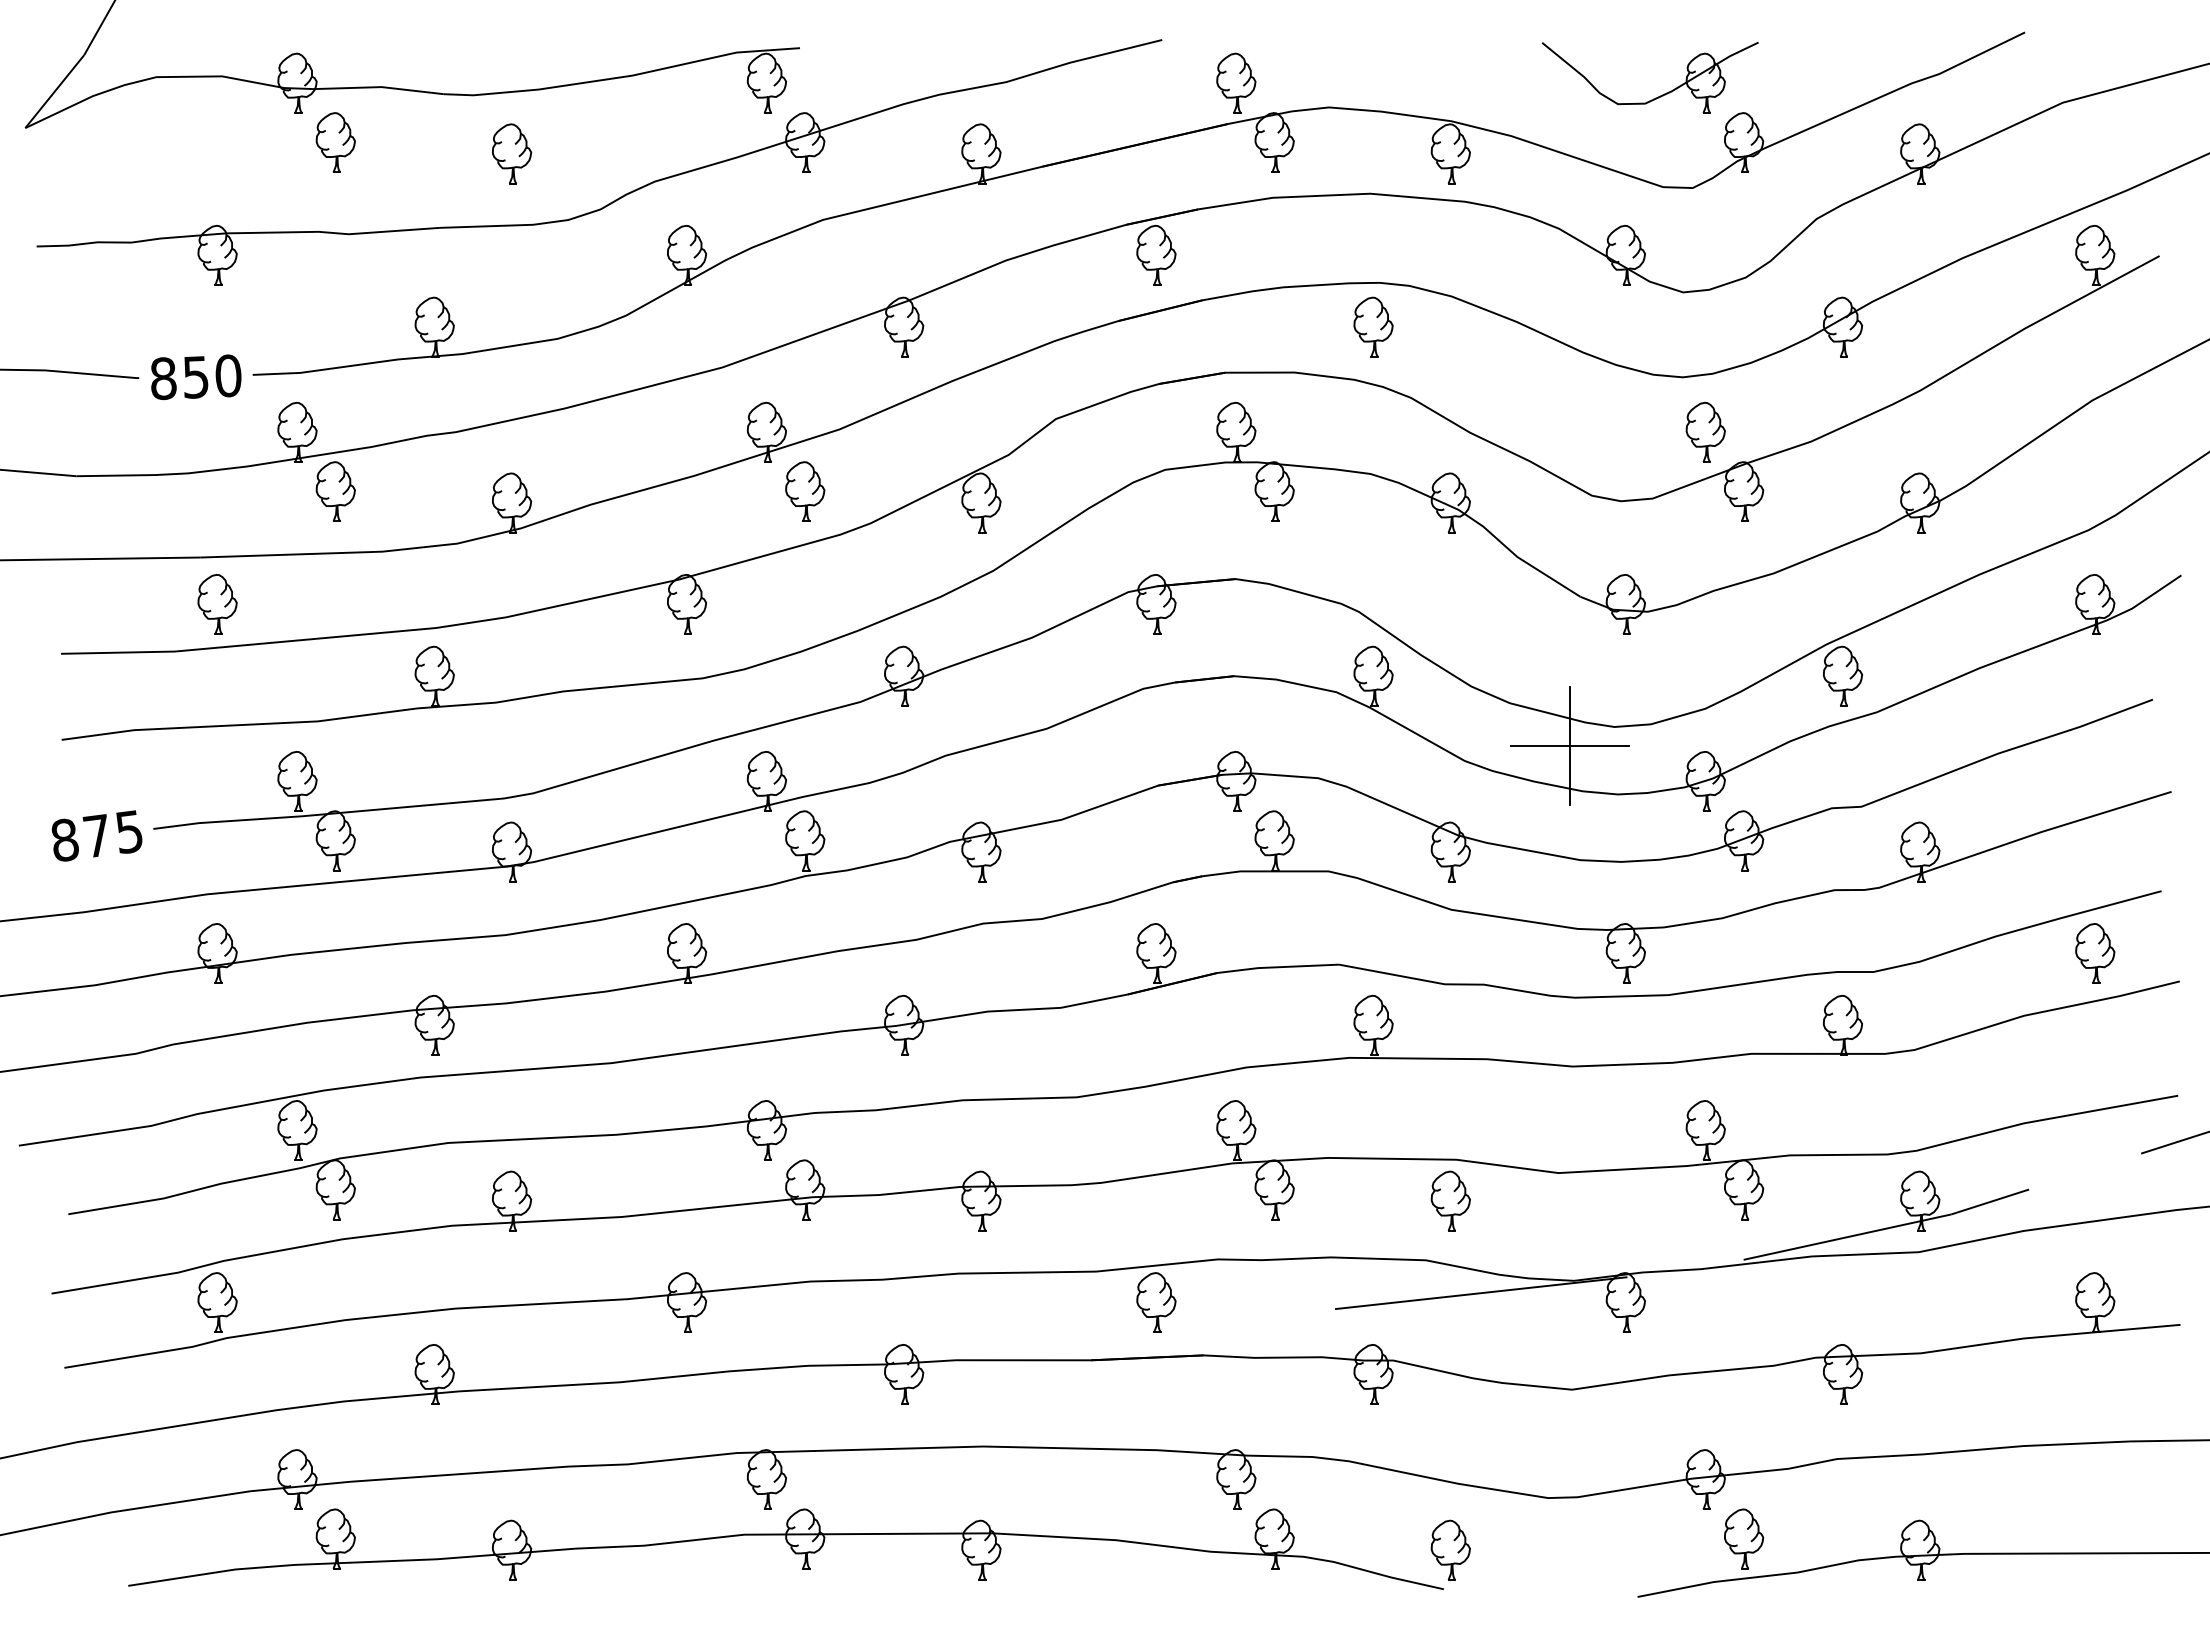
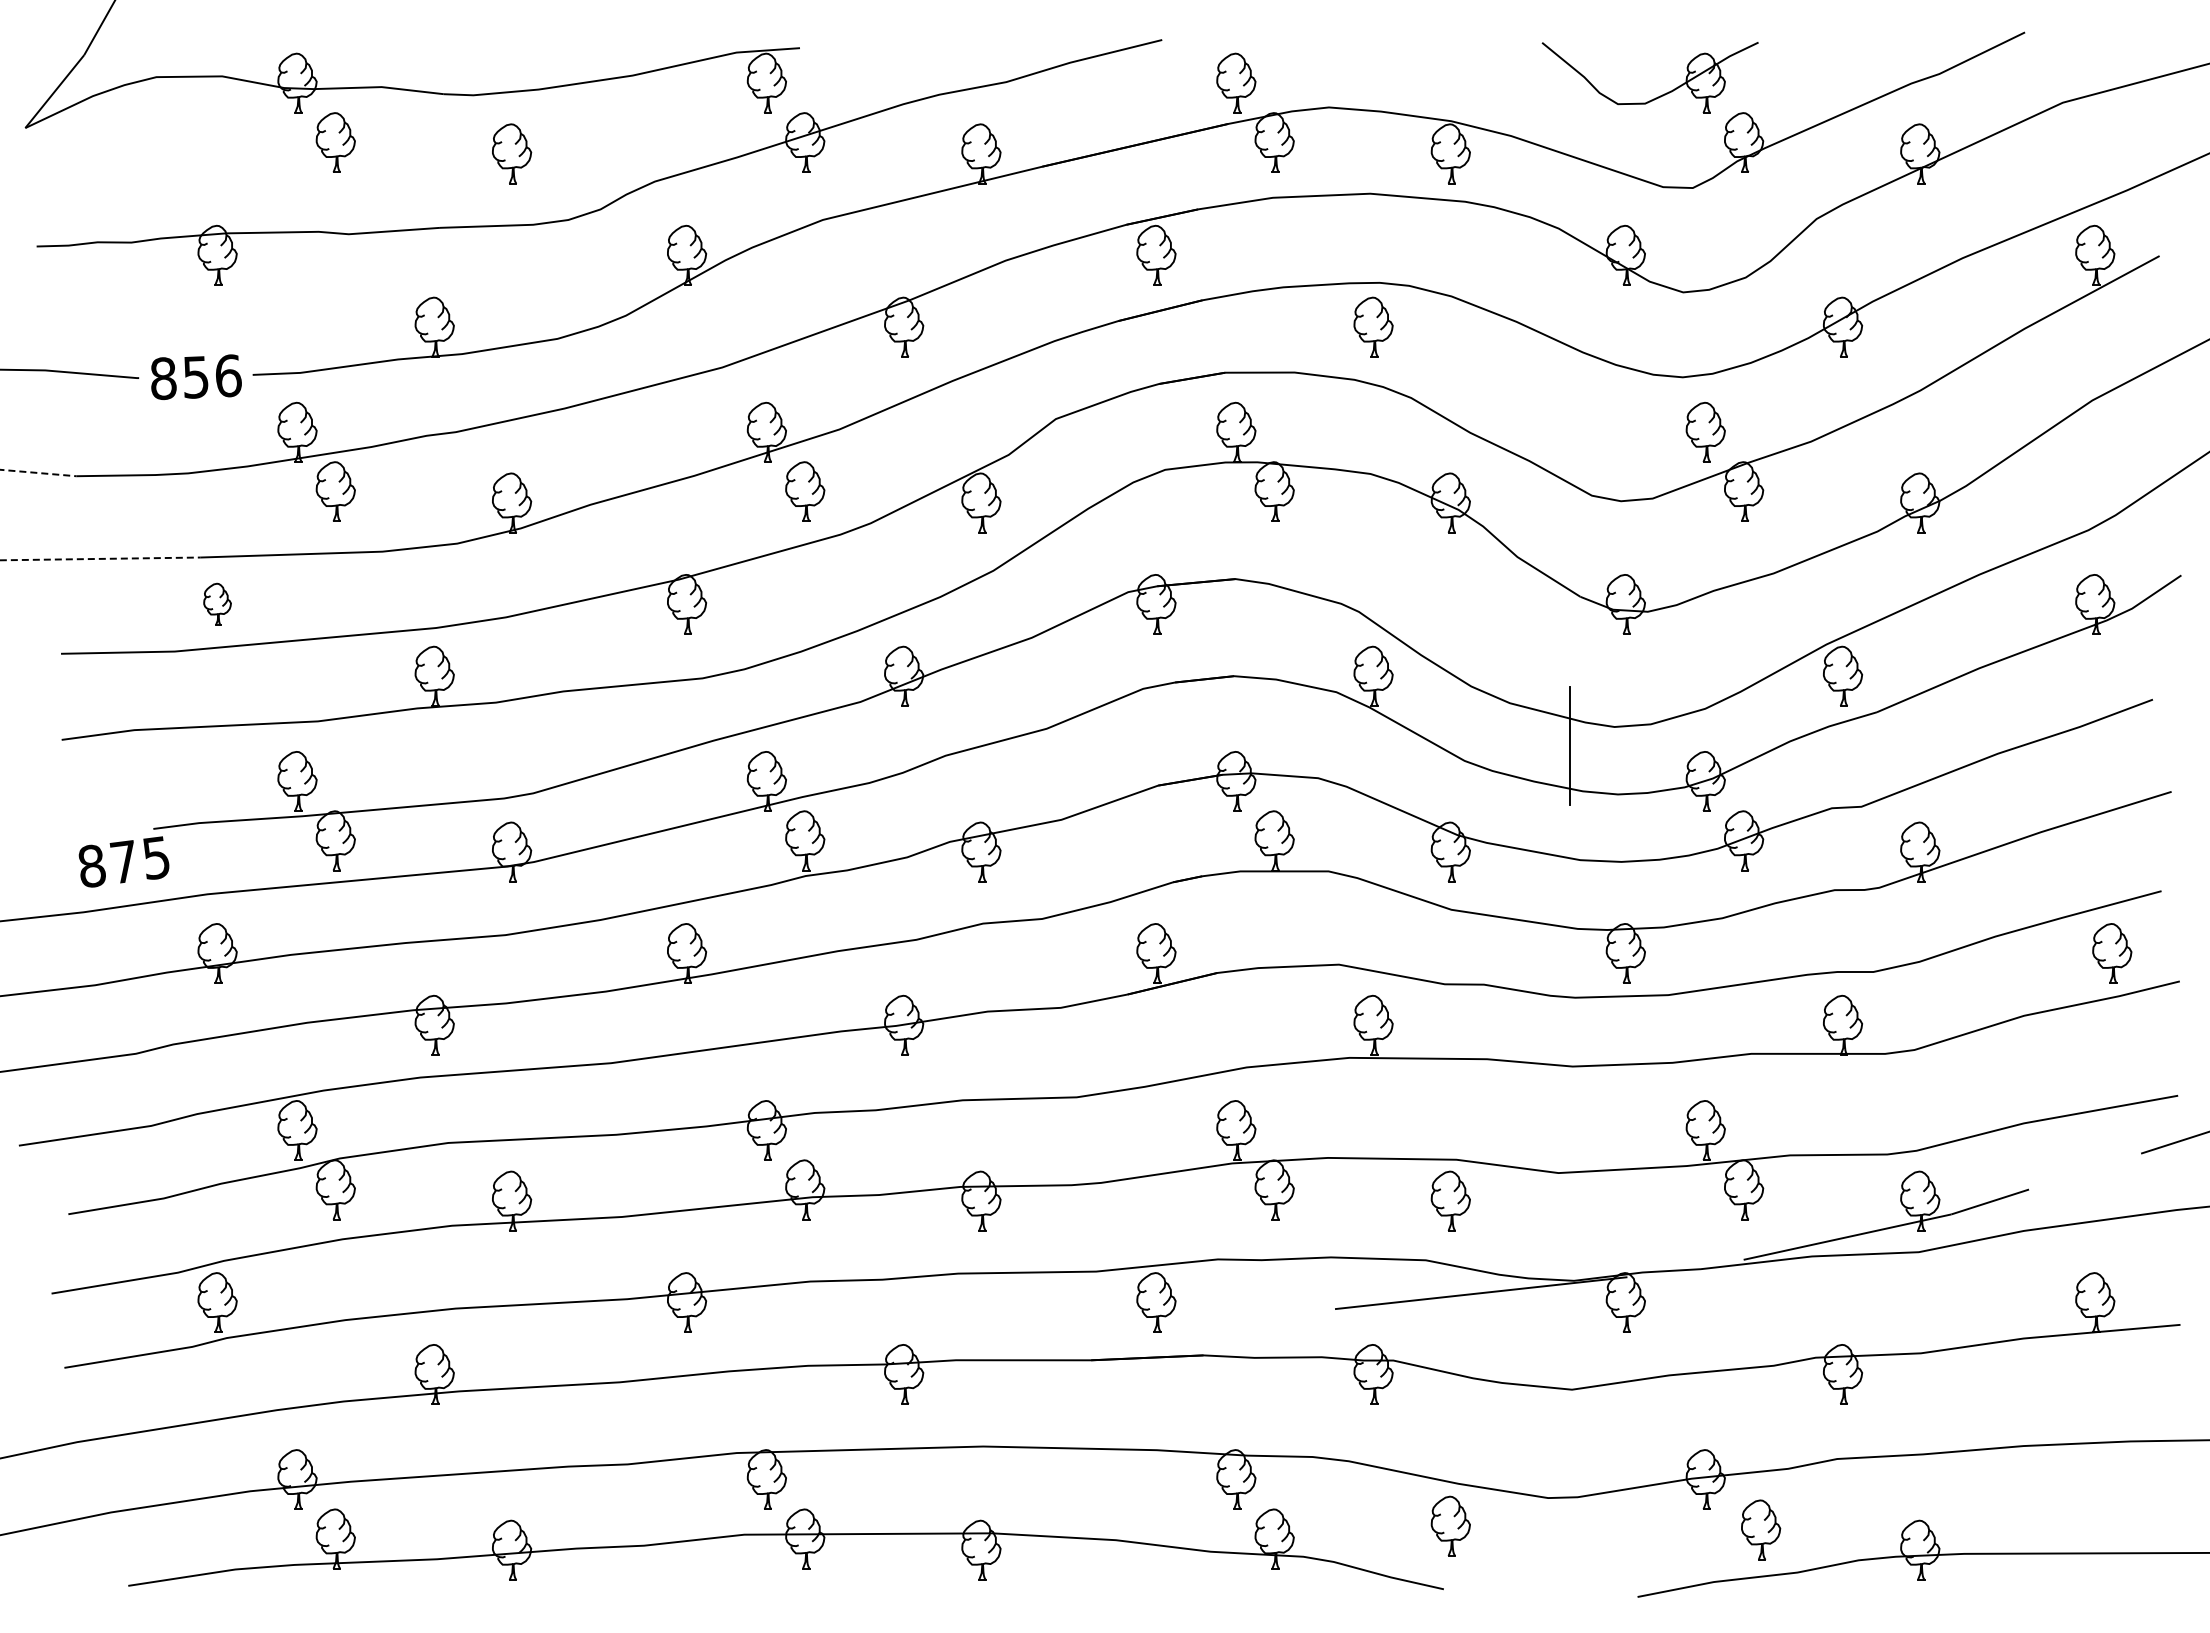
text: 850 -> 856 (228, 375)
line: solid -> dashed (38, 473)
line: solid -> dashed (100, 558)
part size: 41x61 px -> 29x44 px (217, 603)
line: present -> none (1569, 745)
text position: (96, 835) -> (123, 861) (123, 861)
part position: (2095, 953) -> (2112, 953) (2112, 953)
part position: (1744, 1538) -> (1761, 1529) (1761, 1529)
part position: (1450, 1549) -> (1450, 1525) (1450, 1525)
